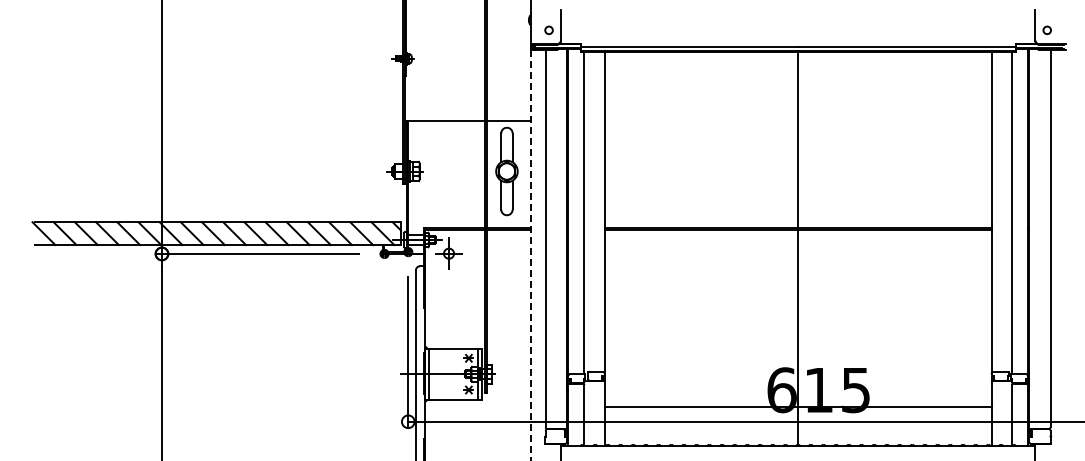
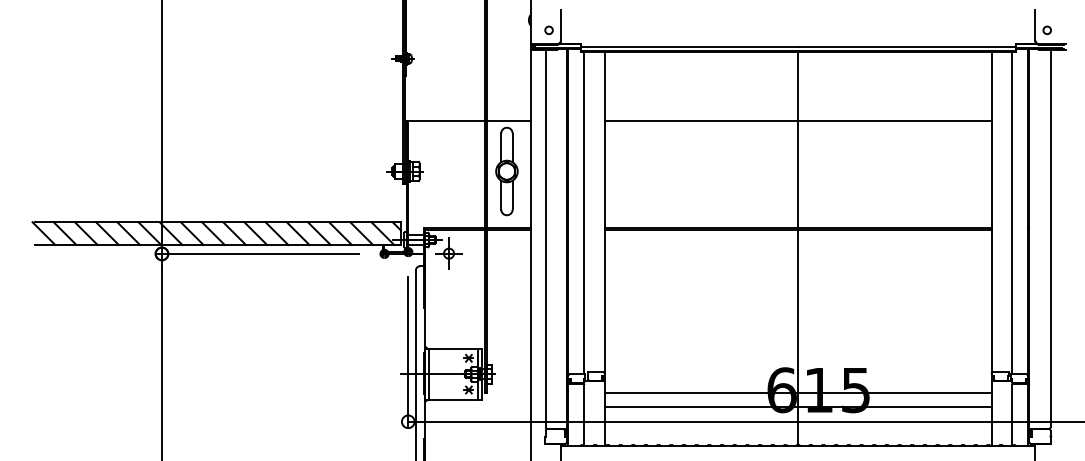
line: none -> present (797, 120)
line: dashed -> solid (530, 255)
line: none -> present (797, 393)
